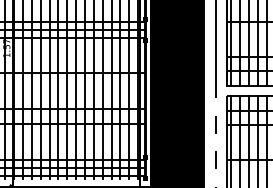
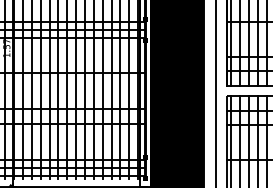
line: dashed -> solid (216, 138)
